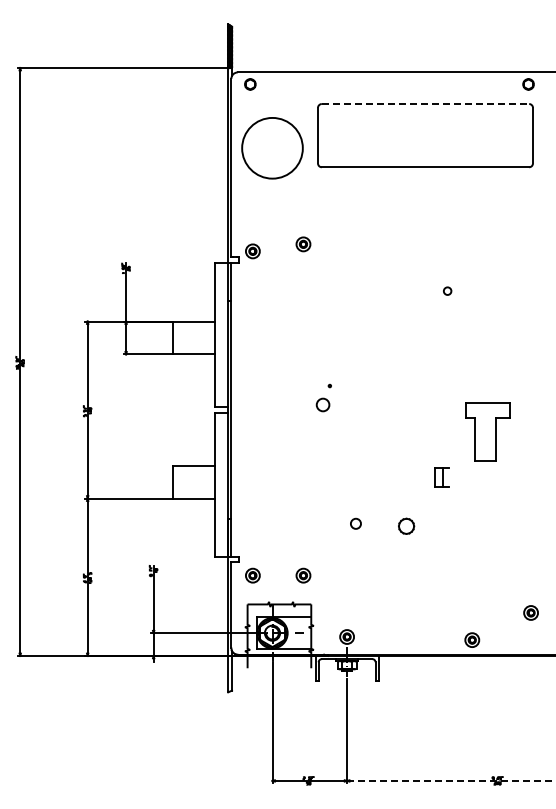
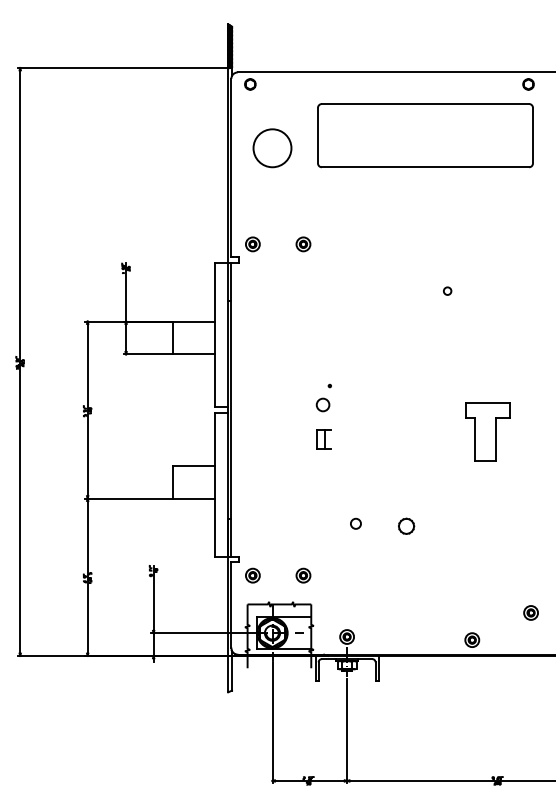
line: dashed -> solid (425, 104)
circle diameter: 61 px -> 38 px (272, 148)
part position: (252, 251) -> (252, 244) (252, 244)
part position: (441, 477) -> (323, 439) (323, 439)
line: dashed -> solid (451, 780)
